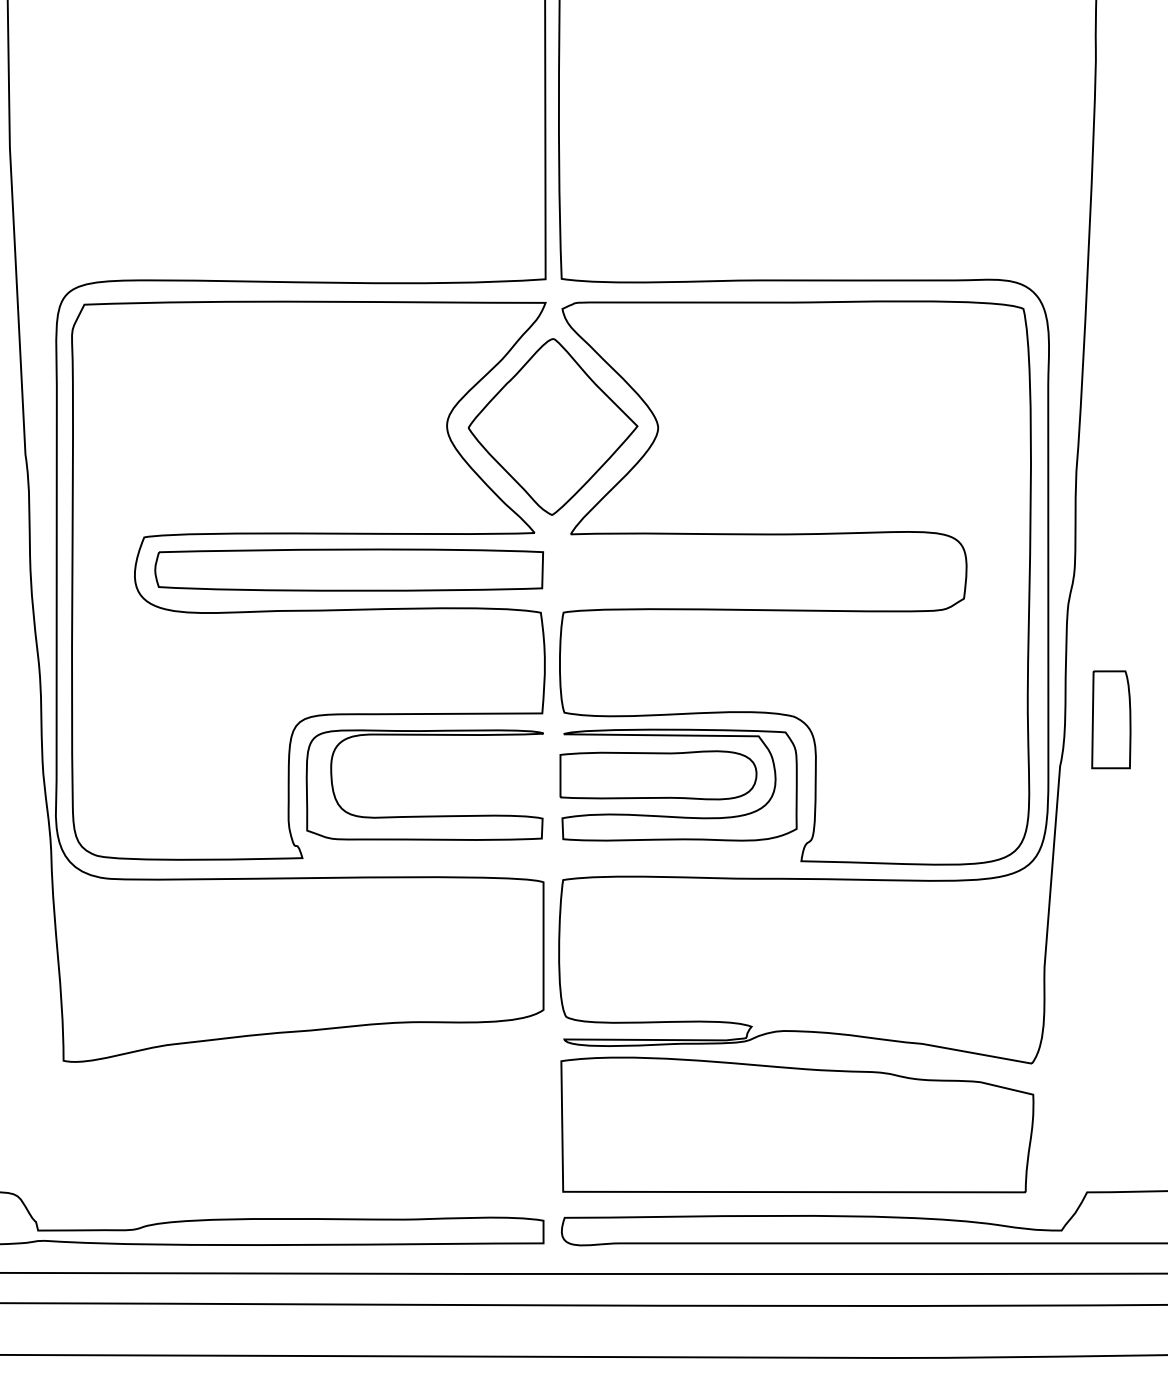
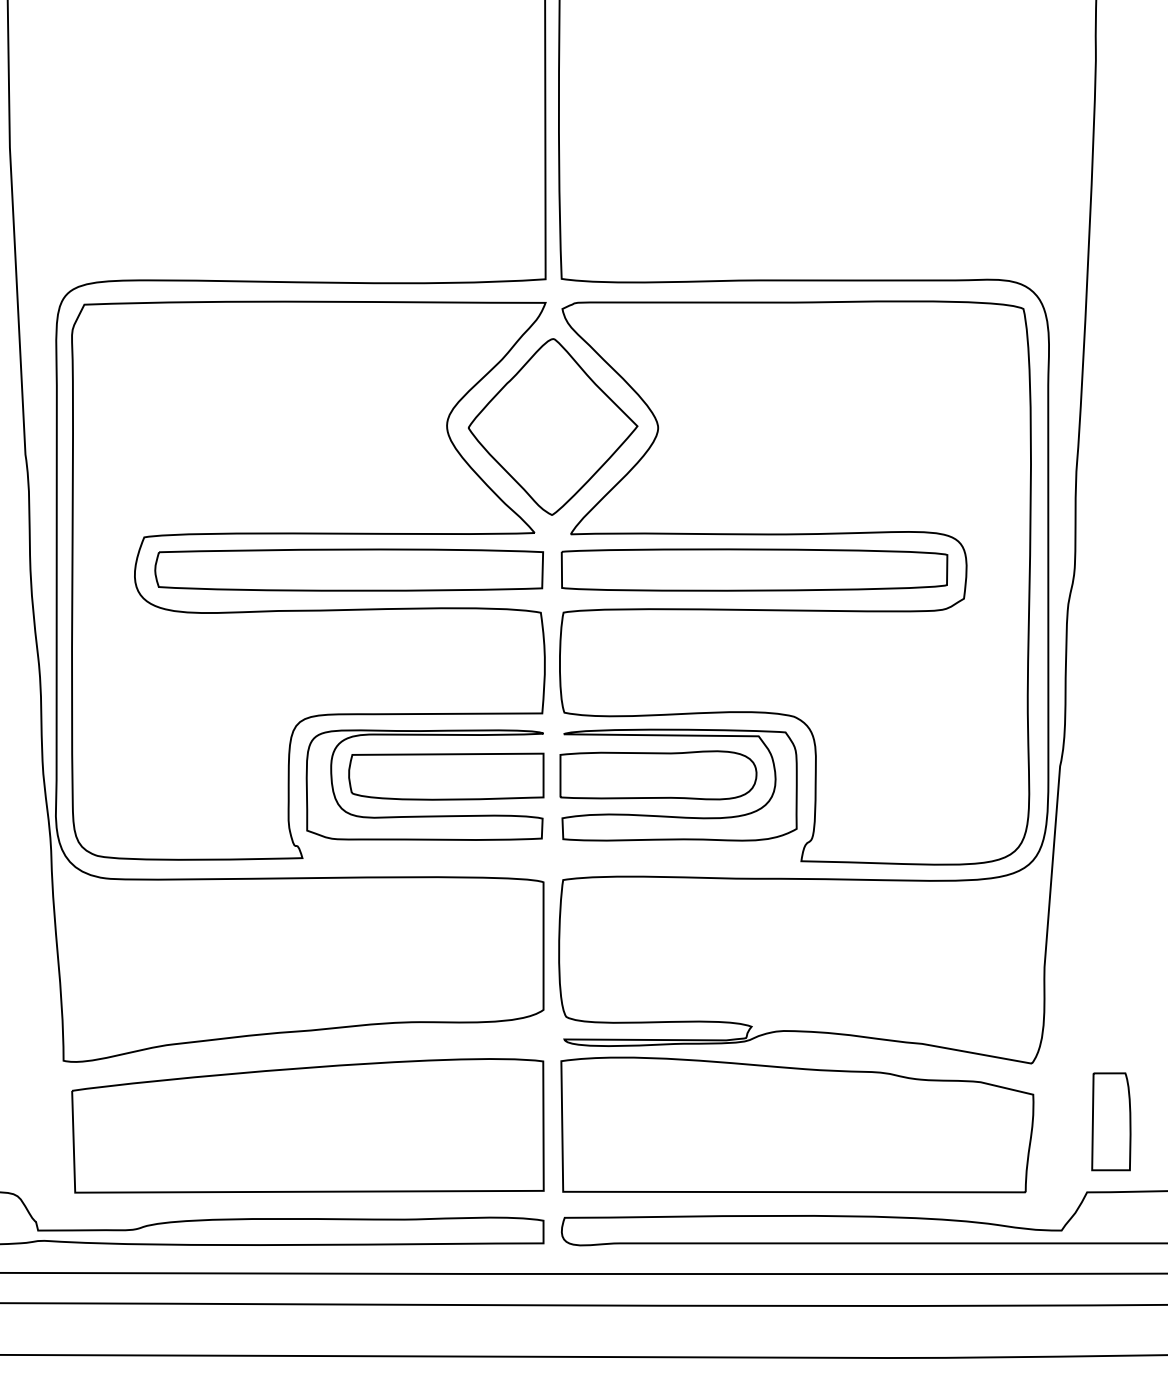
part: none -> present (754, 569)
part position: (1111, 719) -> (1111, 1121) (1111, 1121)
part: none -> present (446, 776)
part: none -> present (307, 1125)
